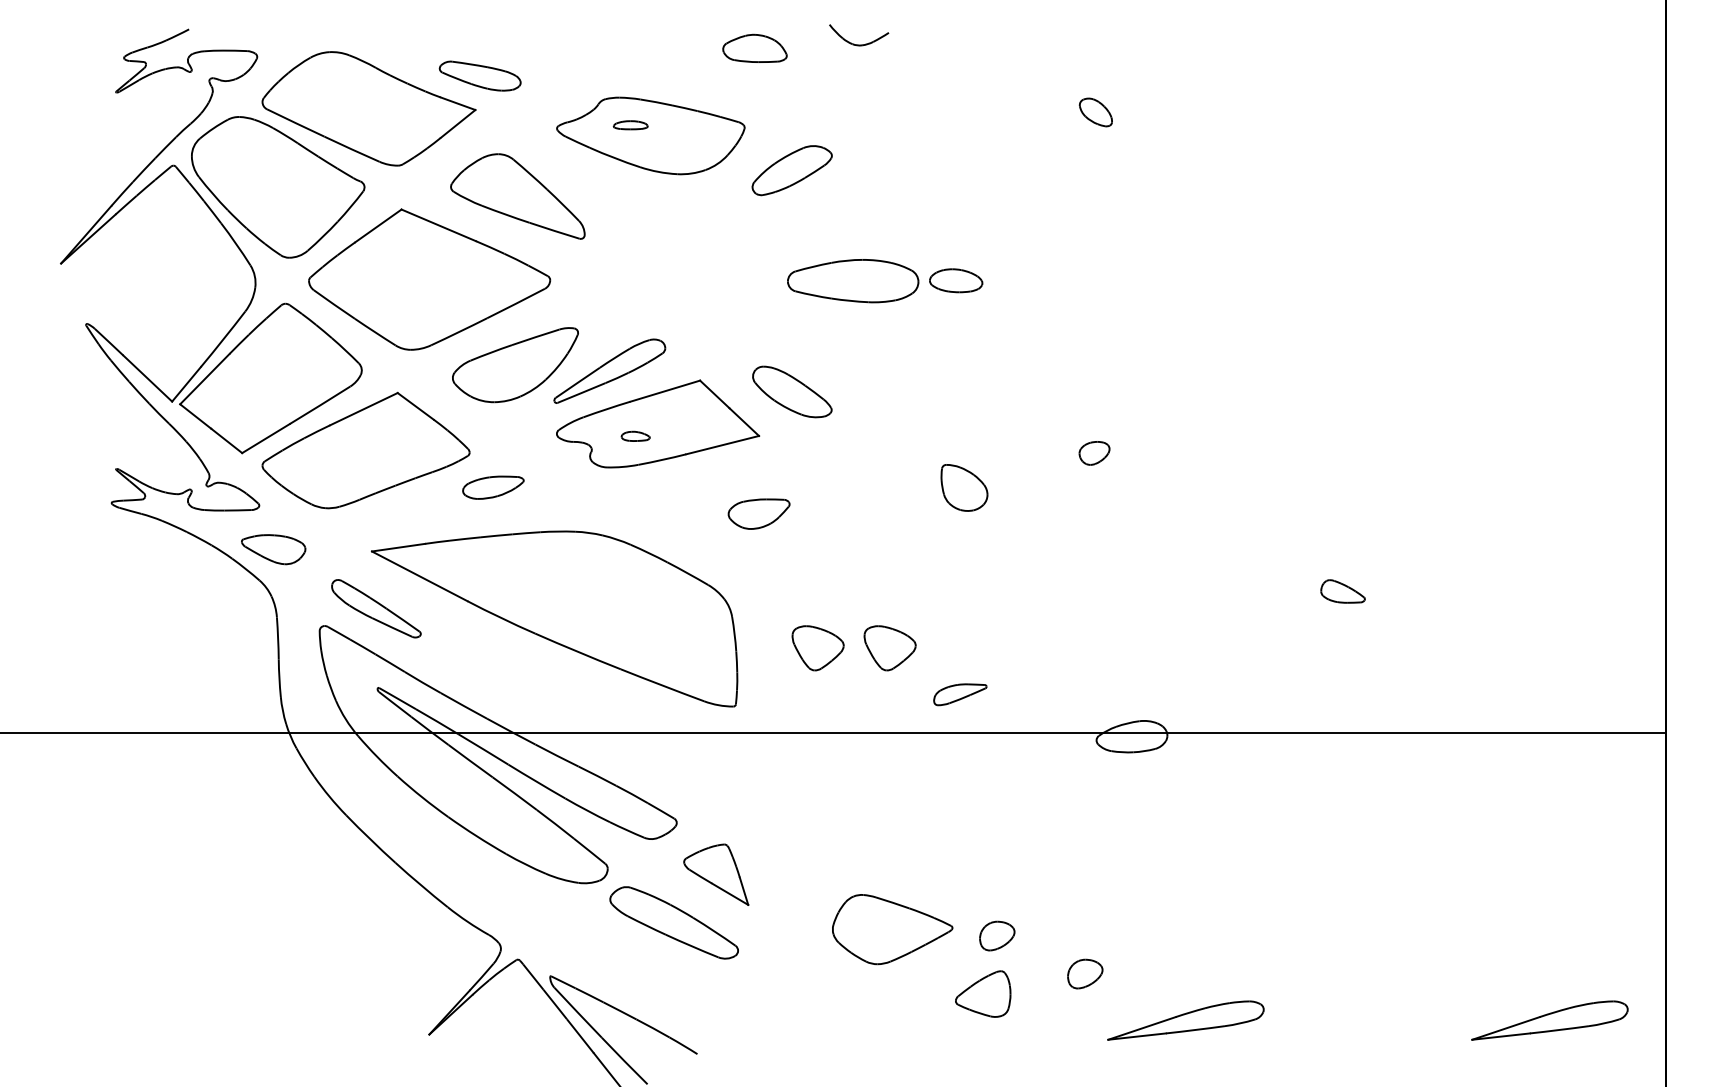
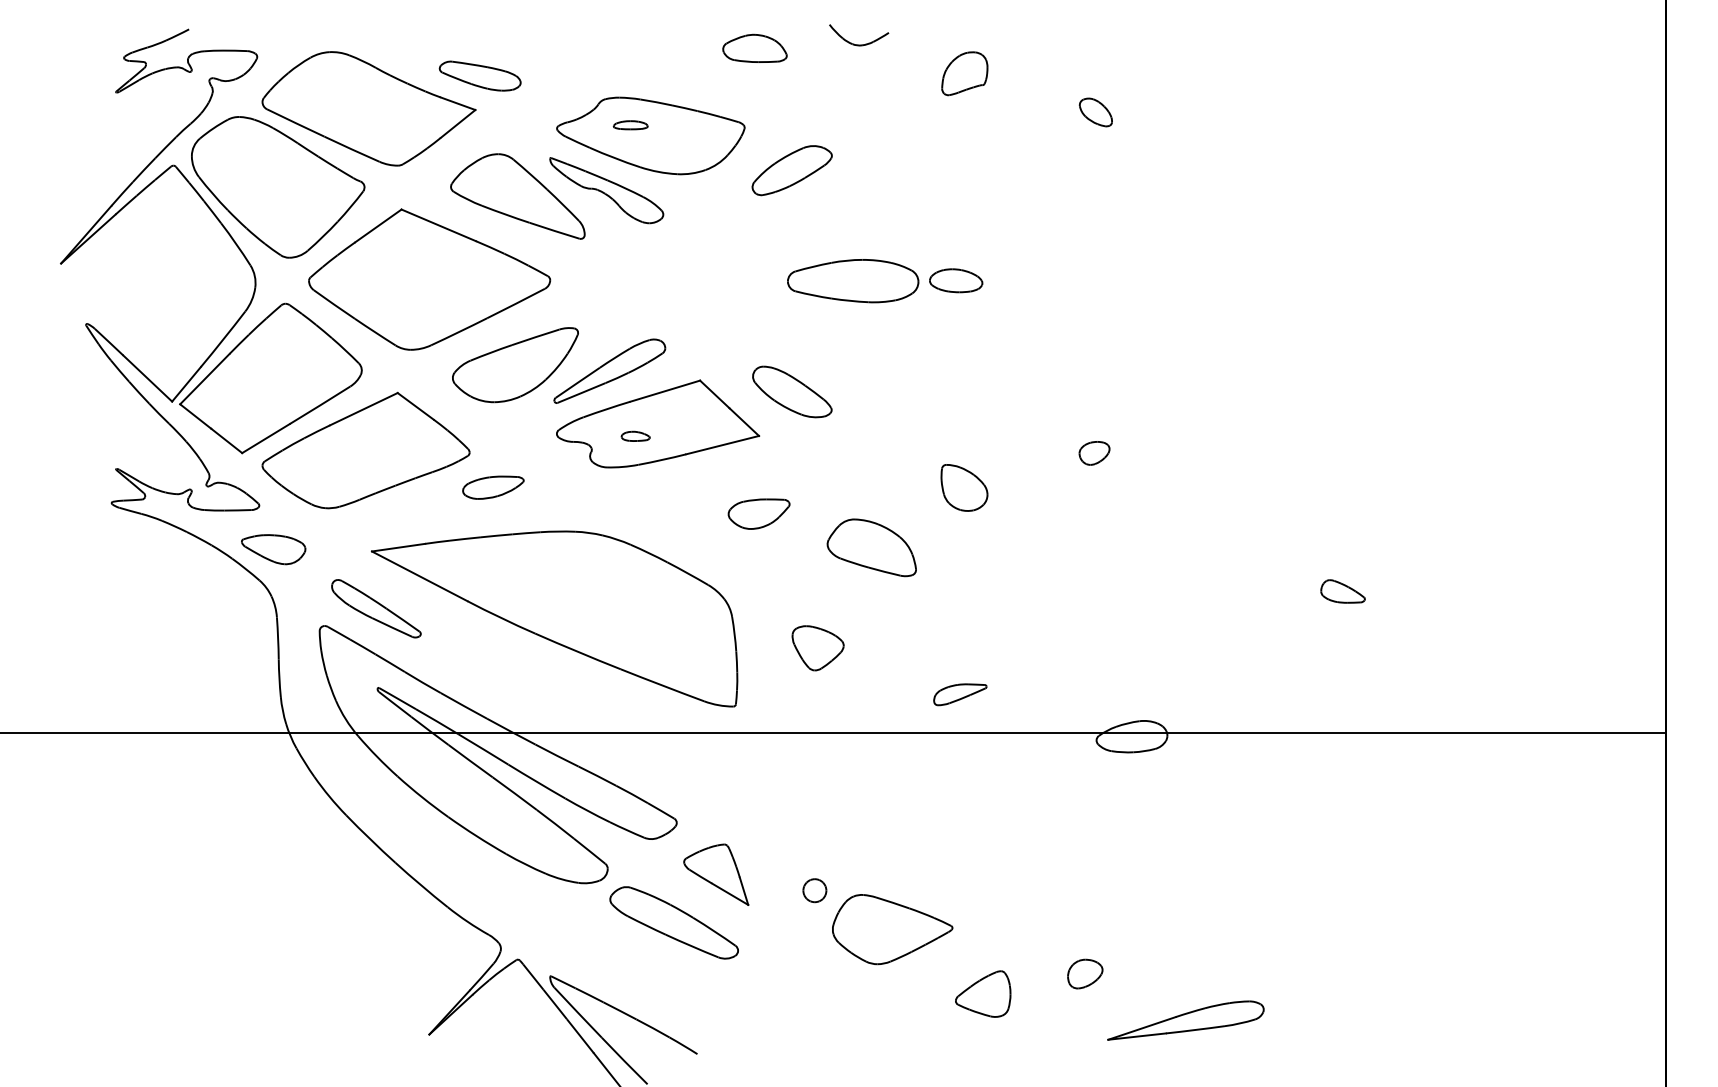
part: none -> present (964, 73)
part: none -> present (606, 190)
part: none -> present (871, 547)
part: present -> none (889, 648)
part: none -> present (814, 890)
part: present -> none (997, 935)
part: present -> none (1549, 1020)
